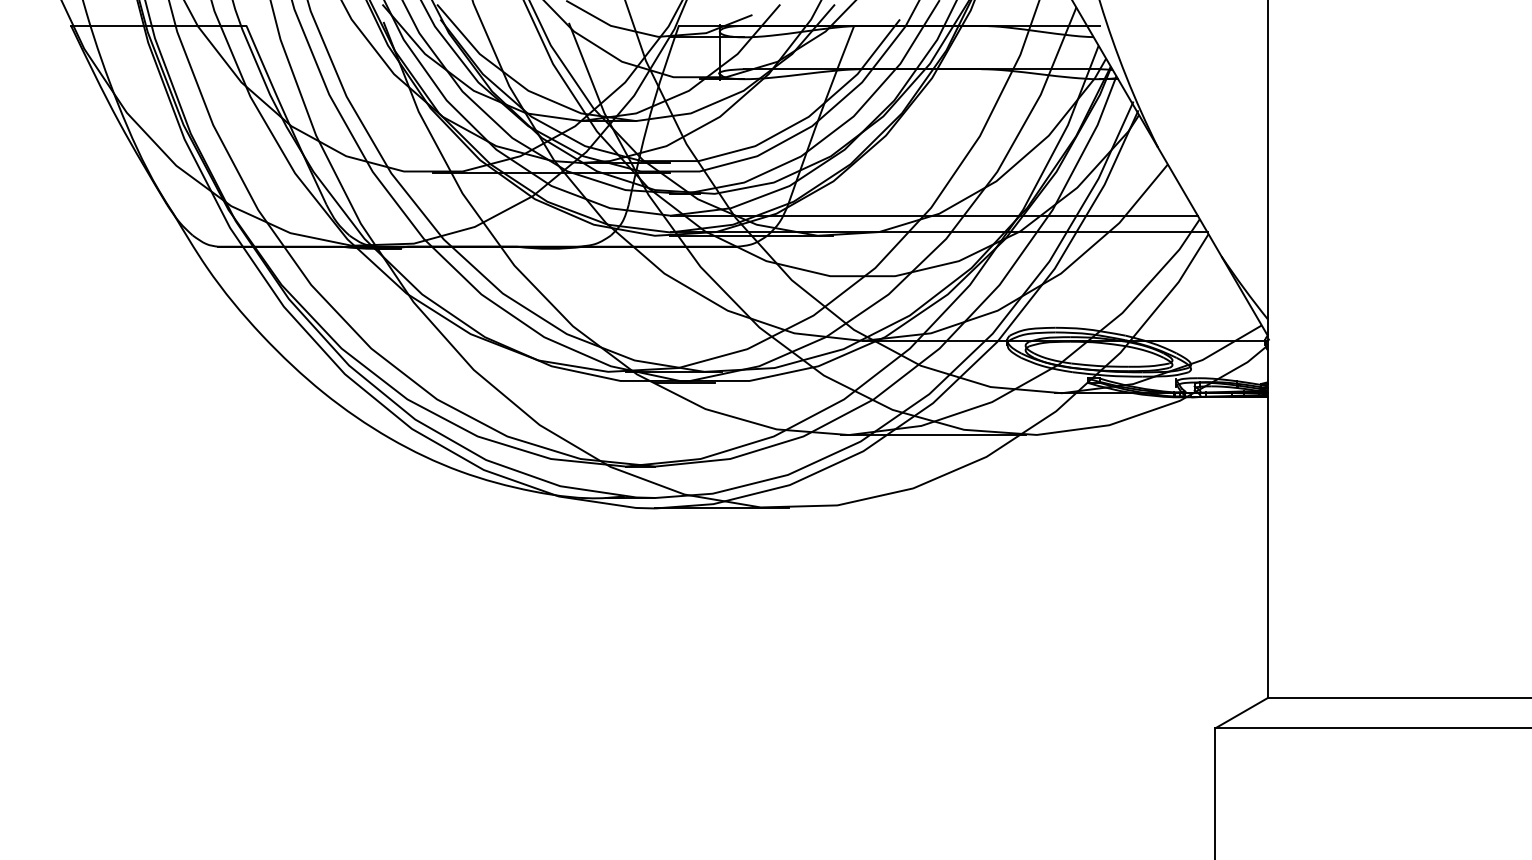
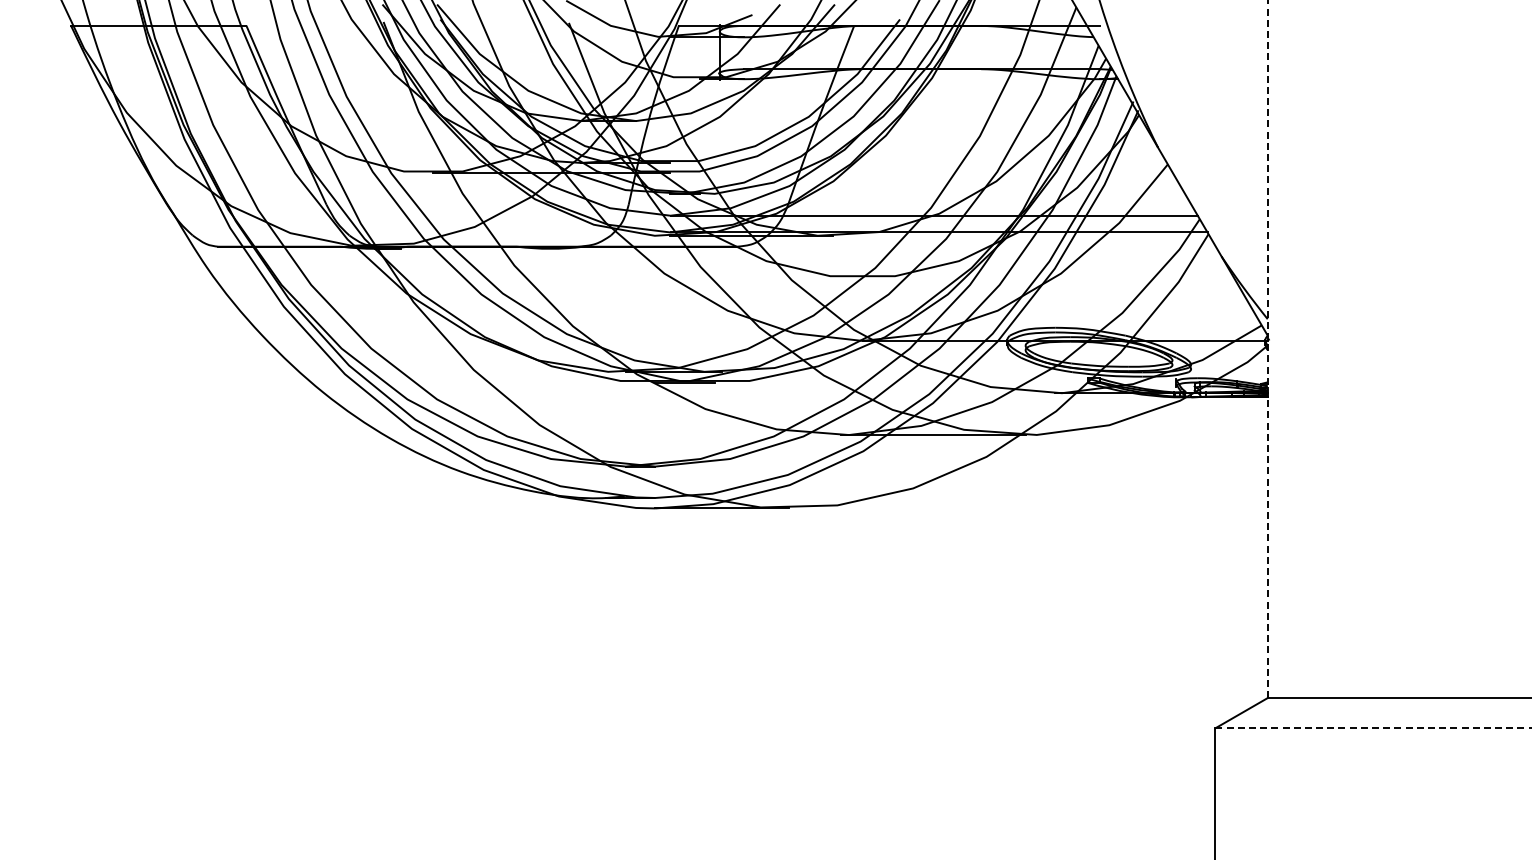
line: solid -> dashed (1267, 349)
line: solid -> dashed (1373, 728)
